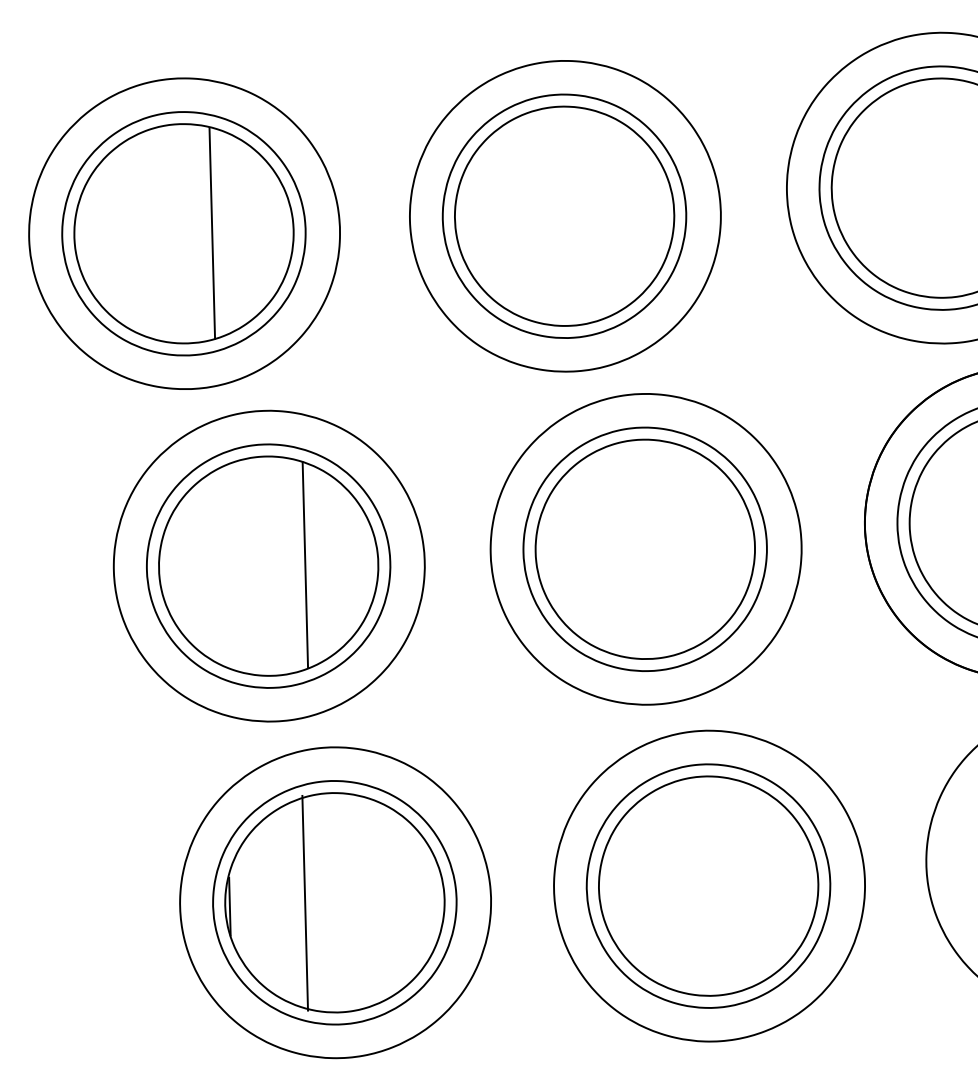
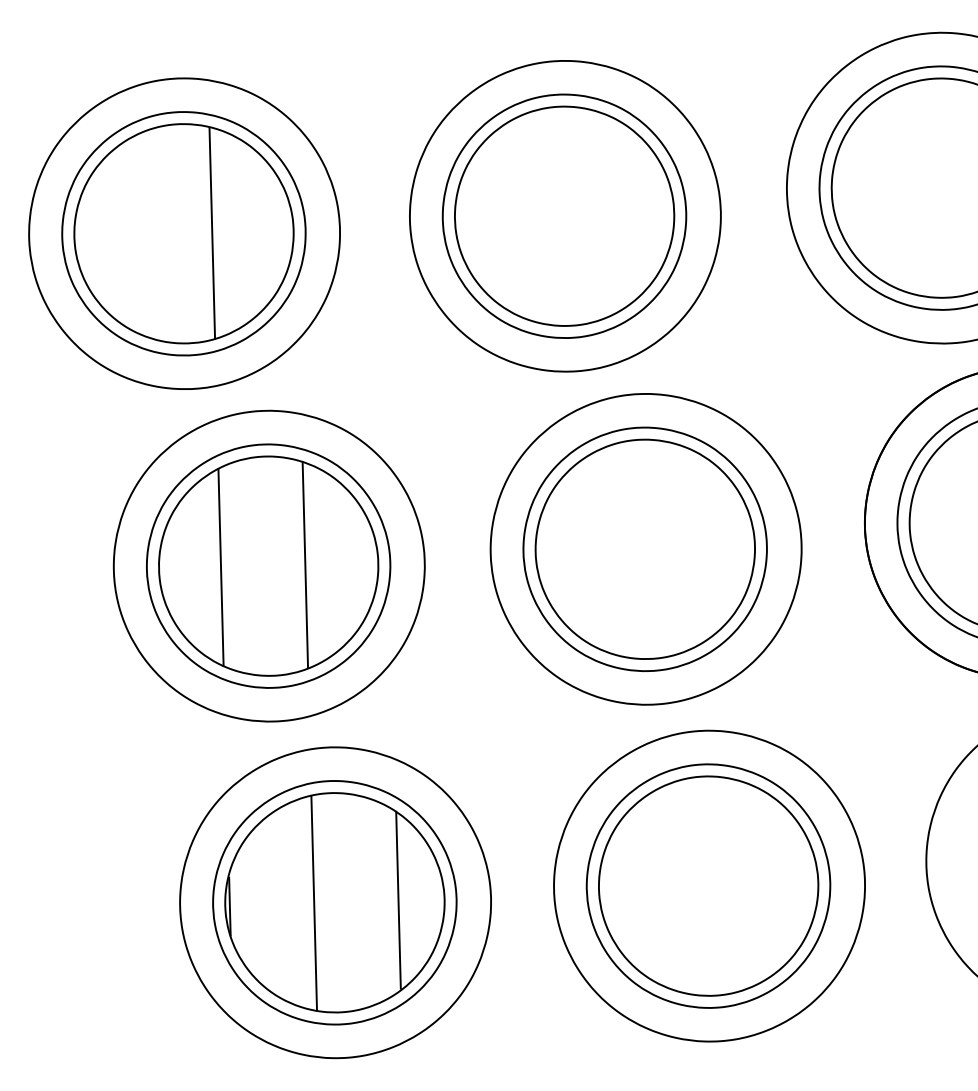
line: none -> present (220, 567)
line: none -> present (398, 899)
line position: (305, 902) -> (314, 902) (314, 902)
